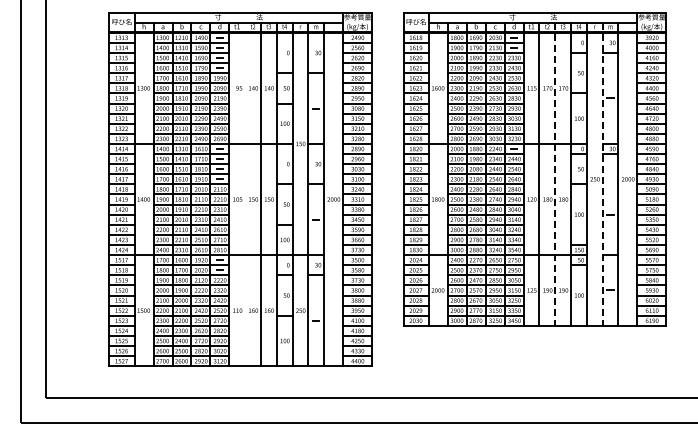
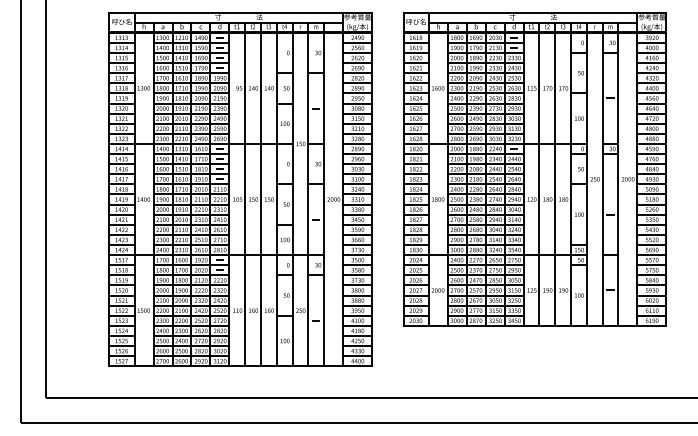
line: dashed -> solid (555, 174)
line: dashed -> solid (602, 174)
line: none -> present (245, 194)
